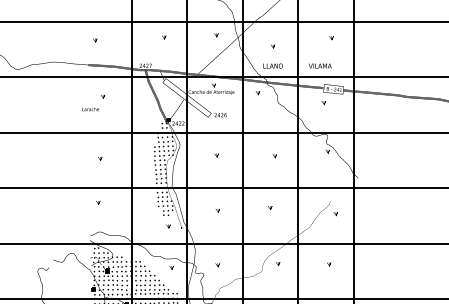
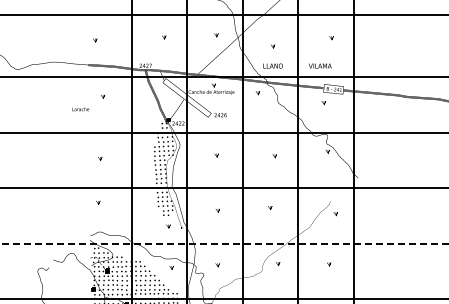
line position: (223, 21) -> (223, 14) (223, 14)
text position: (90, 109) -> (80, 109) (80, 109)
line: solid -> dashed (224, 243)
